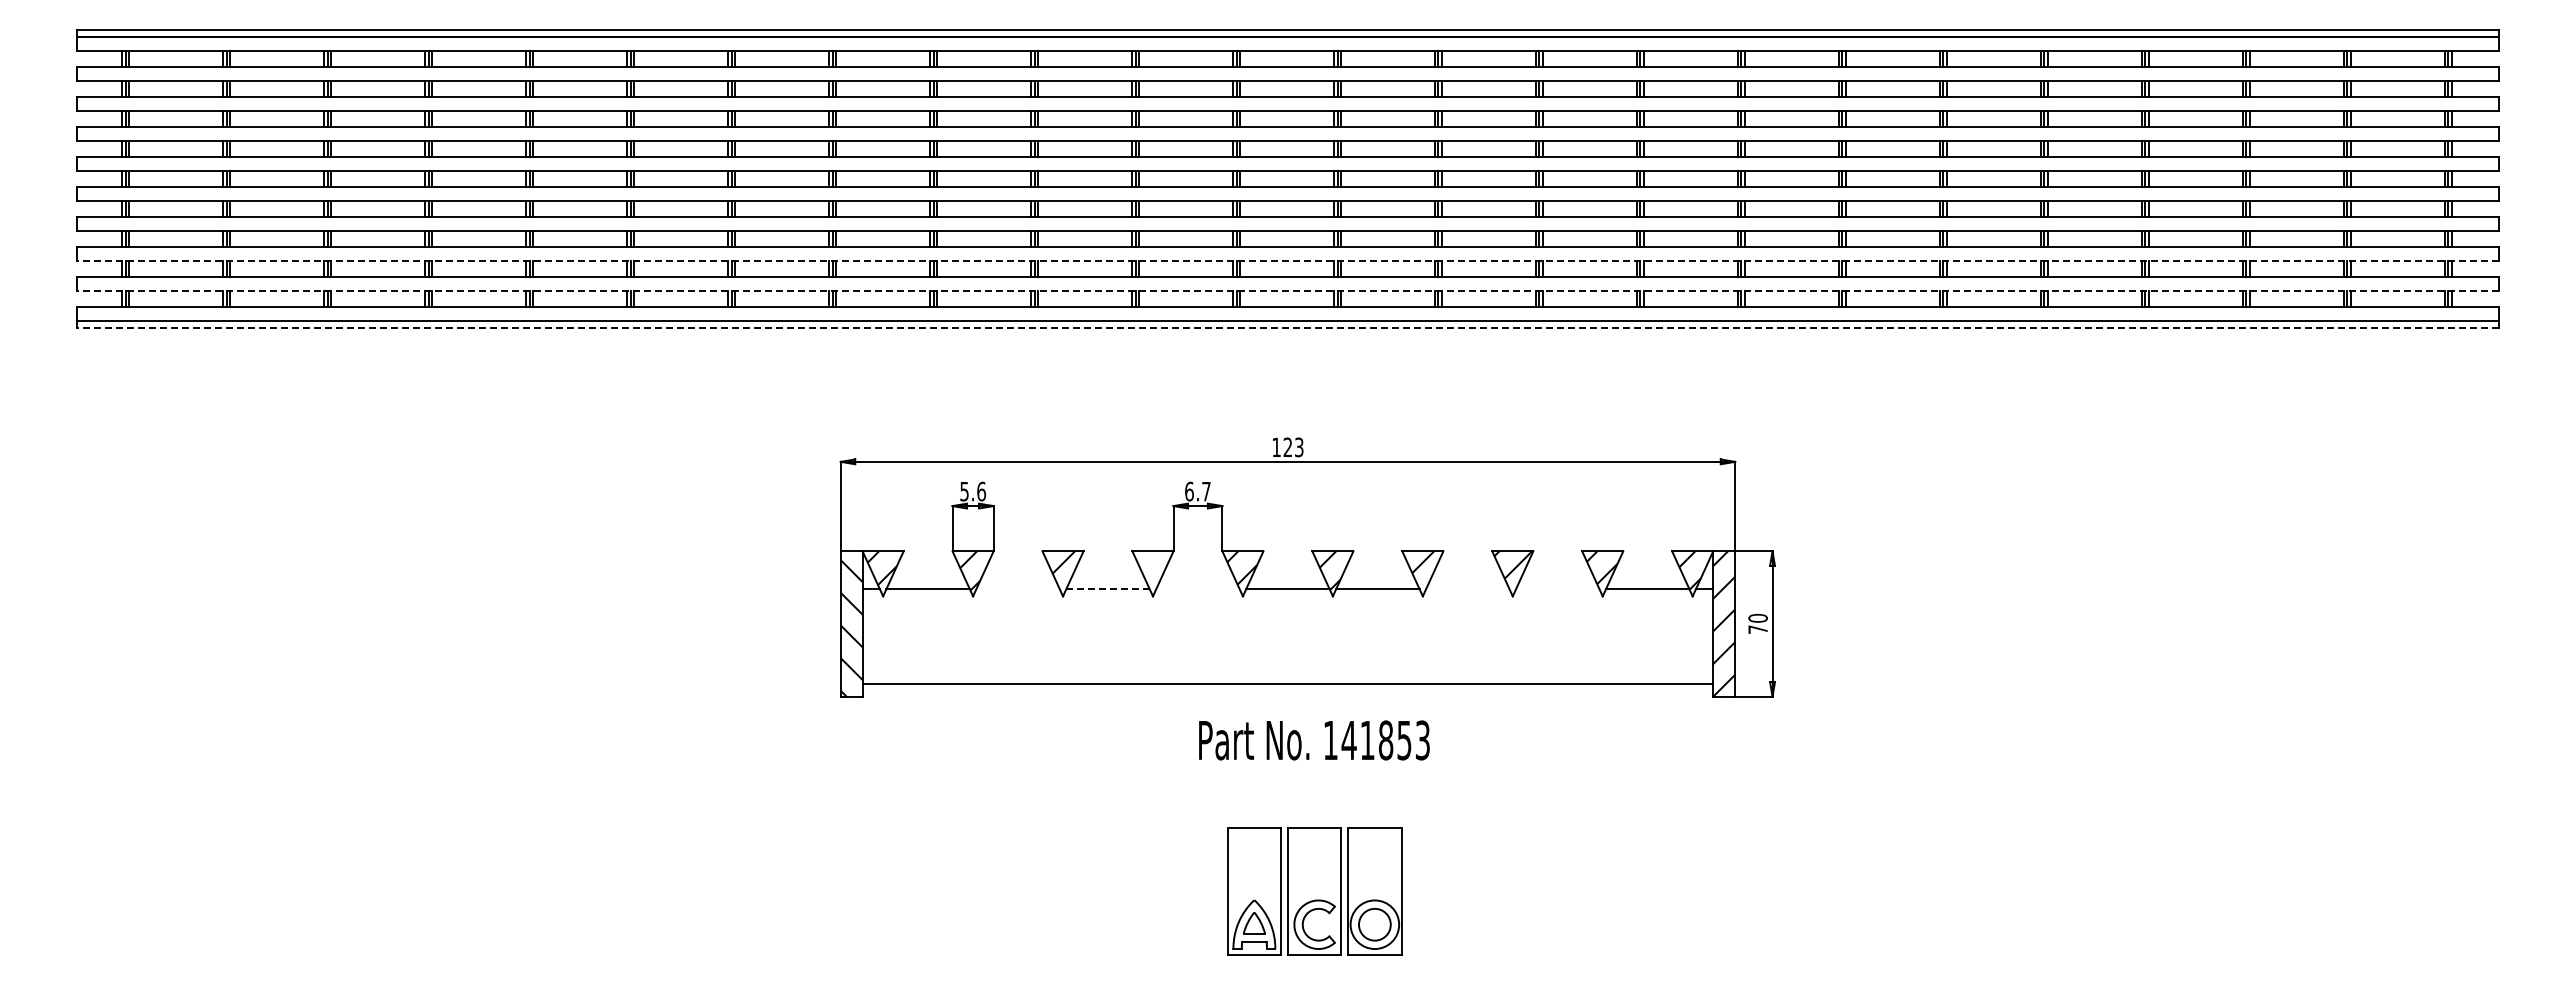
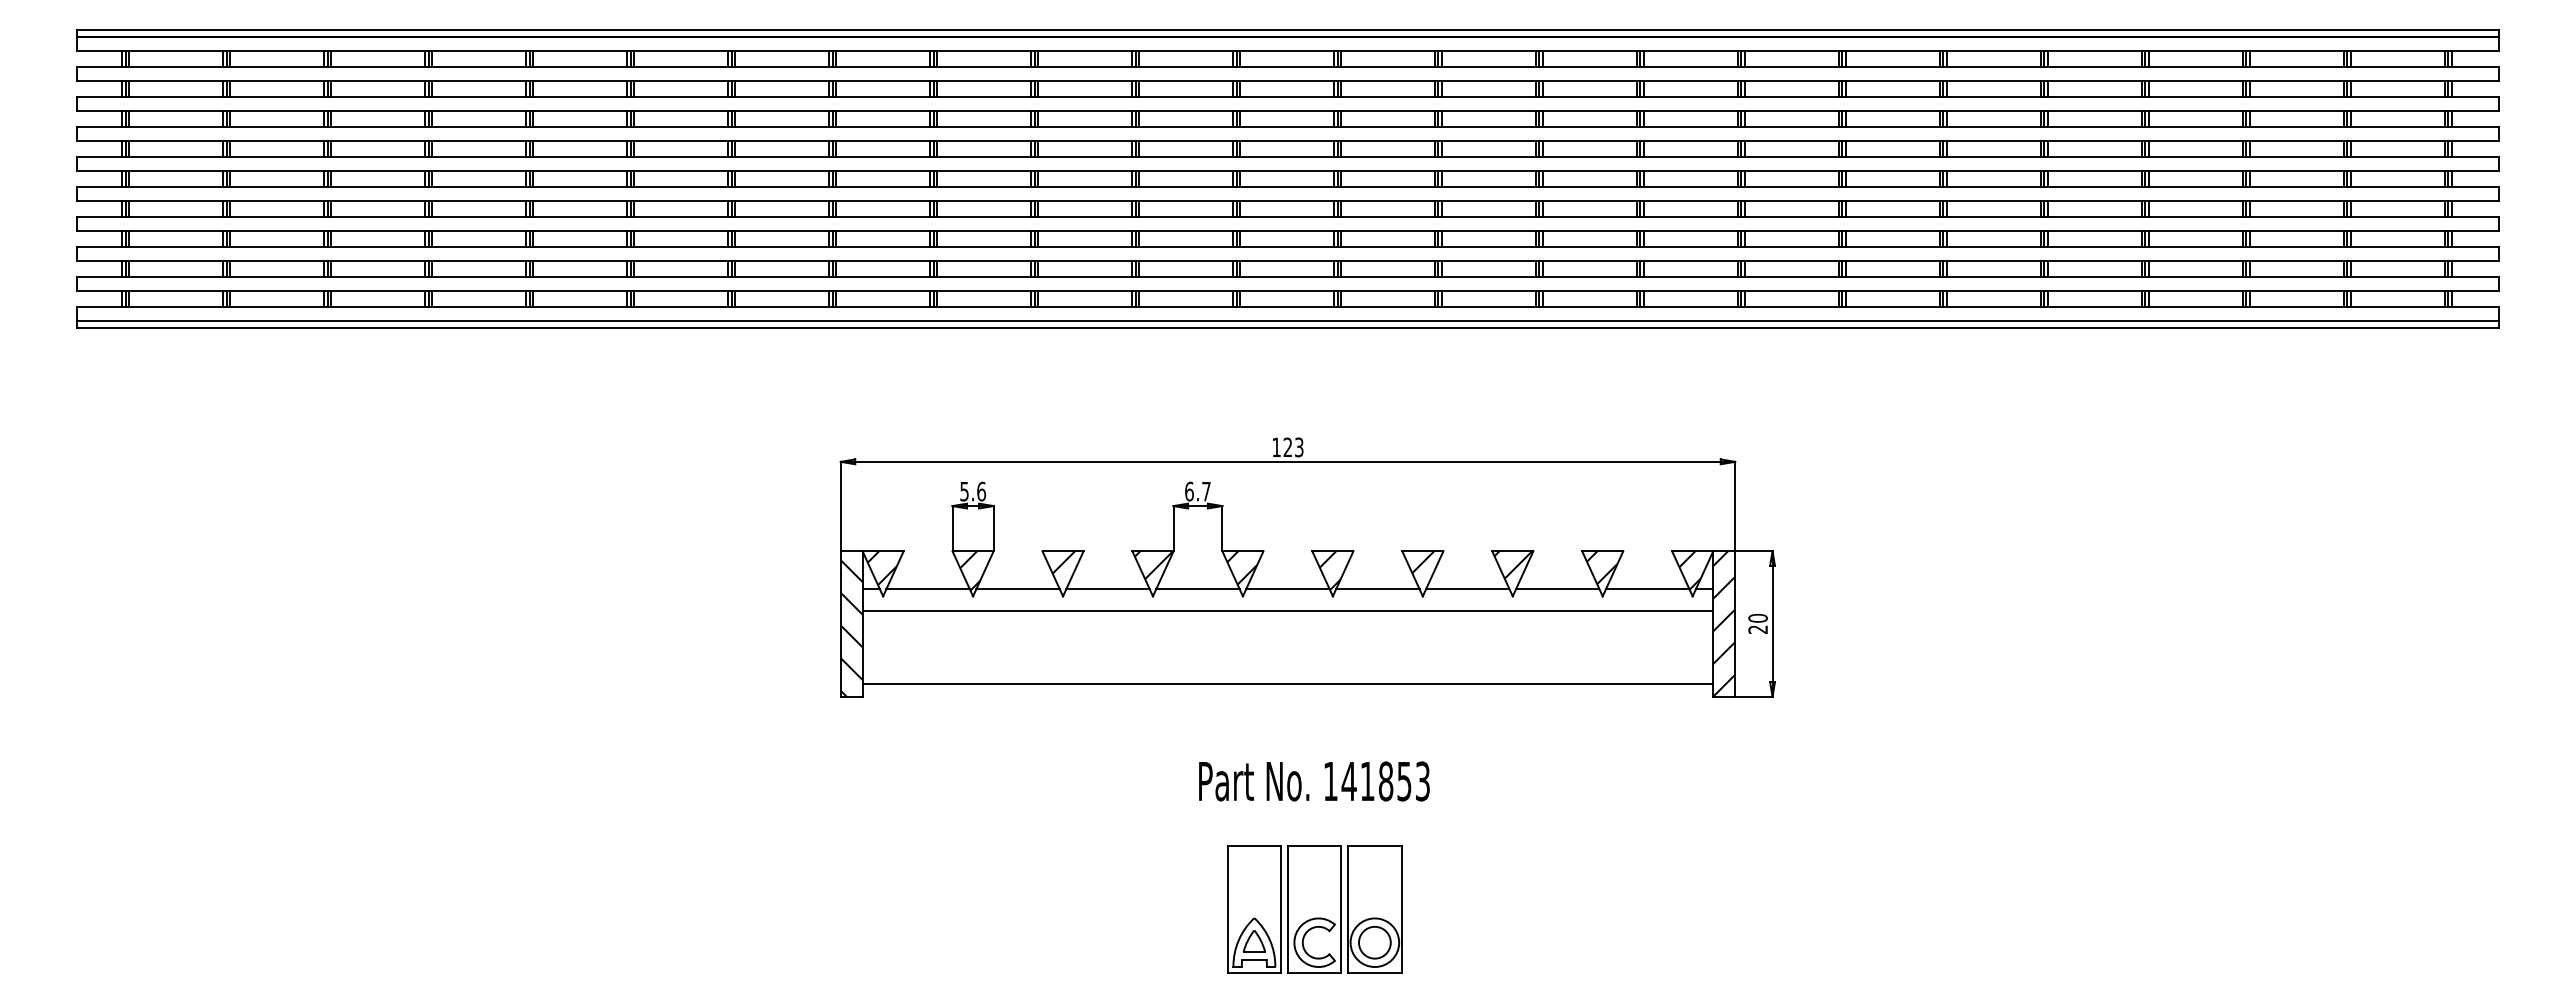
line: dashed -> solid (1287, 261)
line: dashed -> solid (1287, 290)
line: dashed -> solid (1287, 328)
hatch: none -> present (1153, 565)
line: none -> present (1017, 589)
line: dashed -> solid (1108, 589)
line: none -> present (1197, 589)
line: none -> present (1467, 589)
line: none -> present (1557, 589)
line: none -> present (1287, 610)
text: 70 -> 20 (1757, 629)
text position: (1314, 740) -> (1314, 781) (1314, 781)
part position: (1314, 891) -> (1314, 909) (1314, 909)
